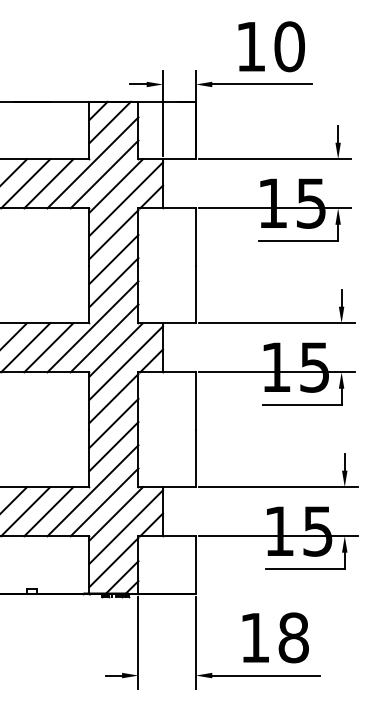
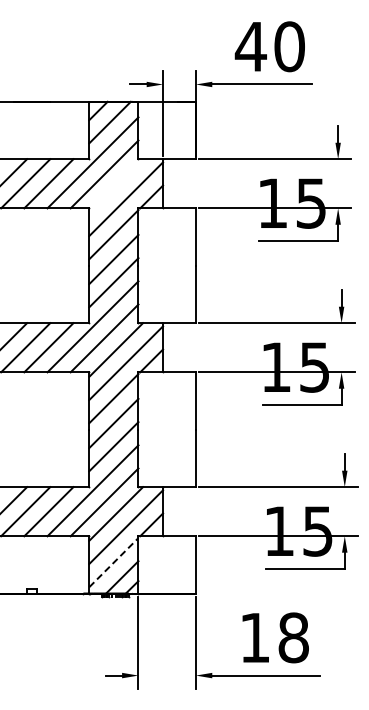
text: 10 -> 40 (250, 46)
line: present -> none (116, 185)
line: solid -> dashed (113, 562)
